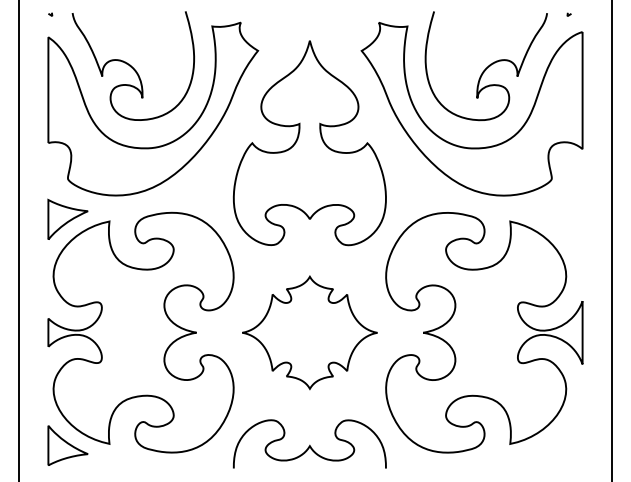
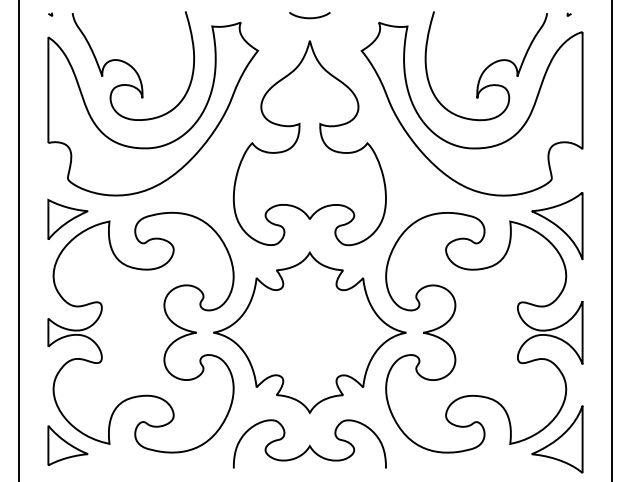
curve: none -> present (309, 17)
part: none -> present (557, 225)
part size: 136x116 px -> 194x164 px (309, 332)
part: none -> present (557, 439)
